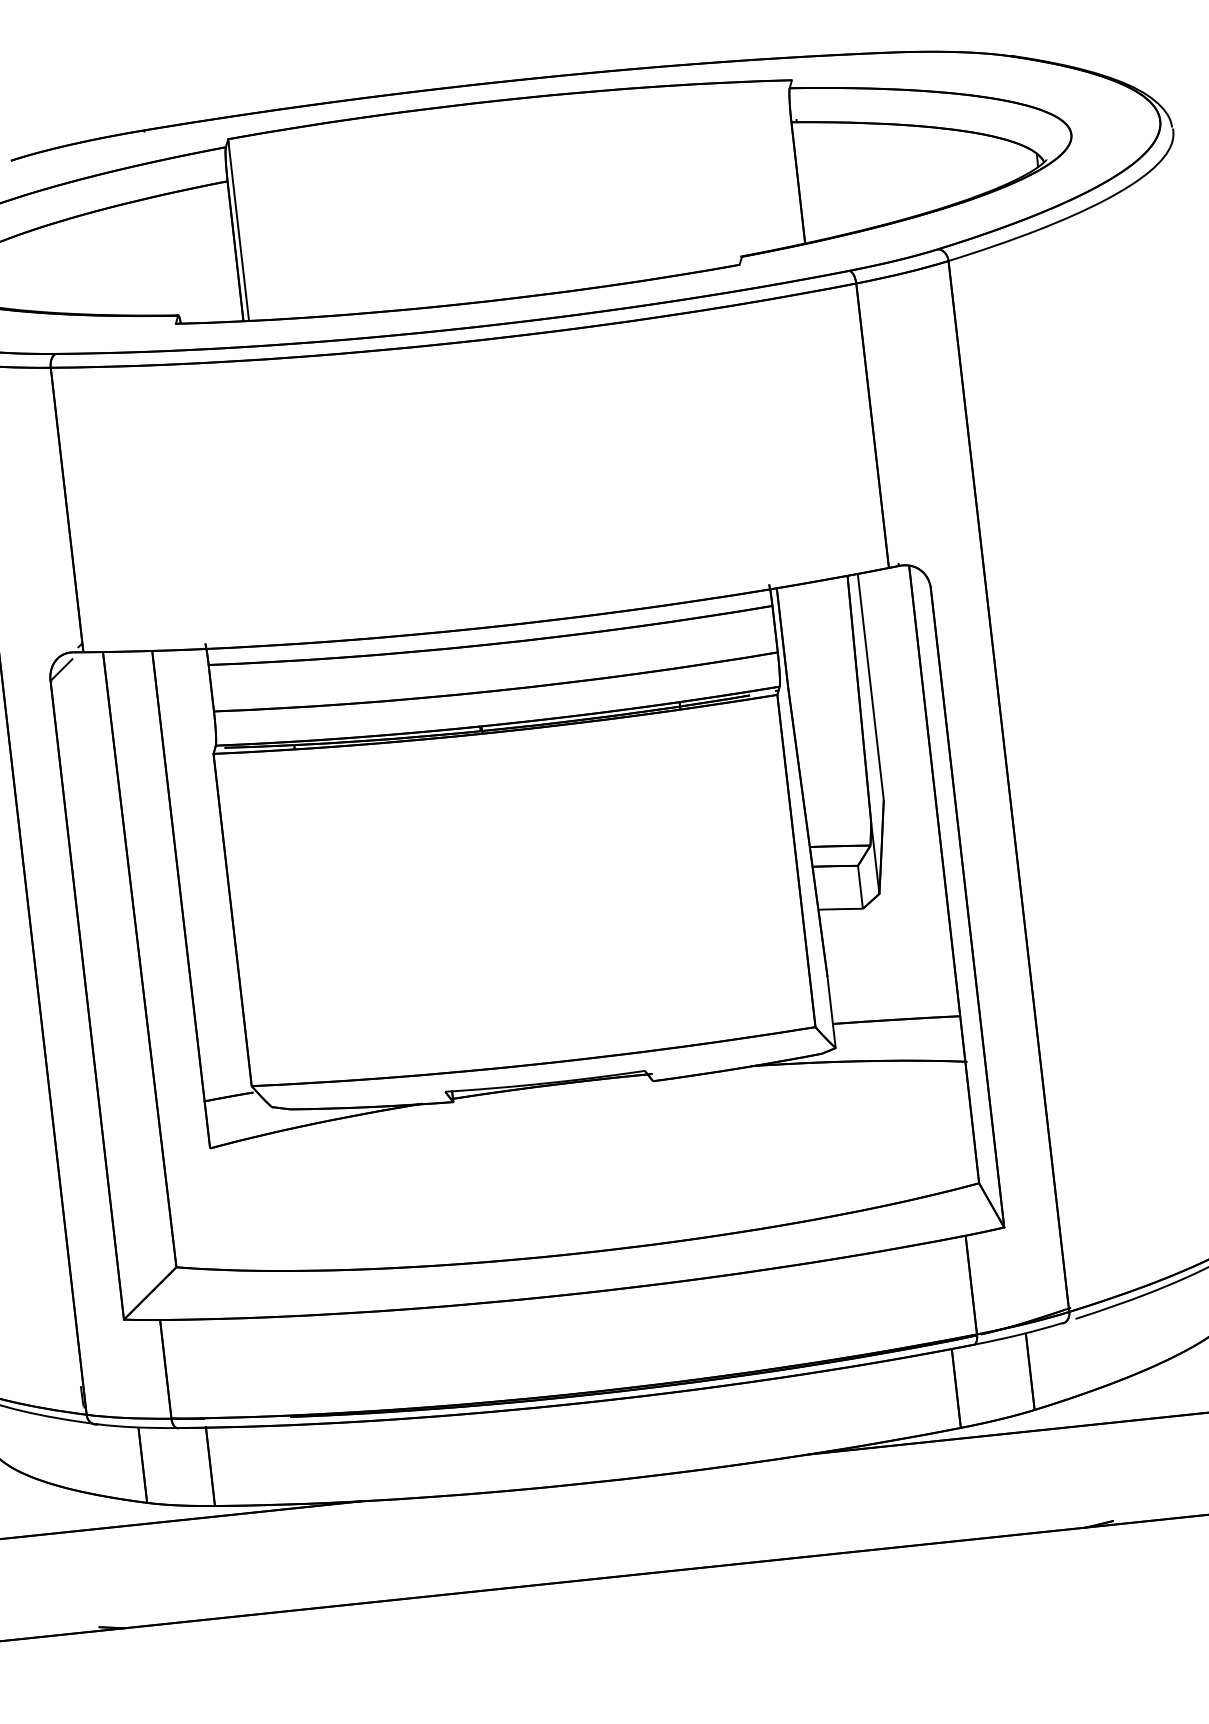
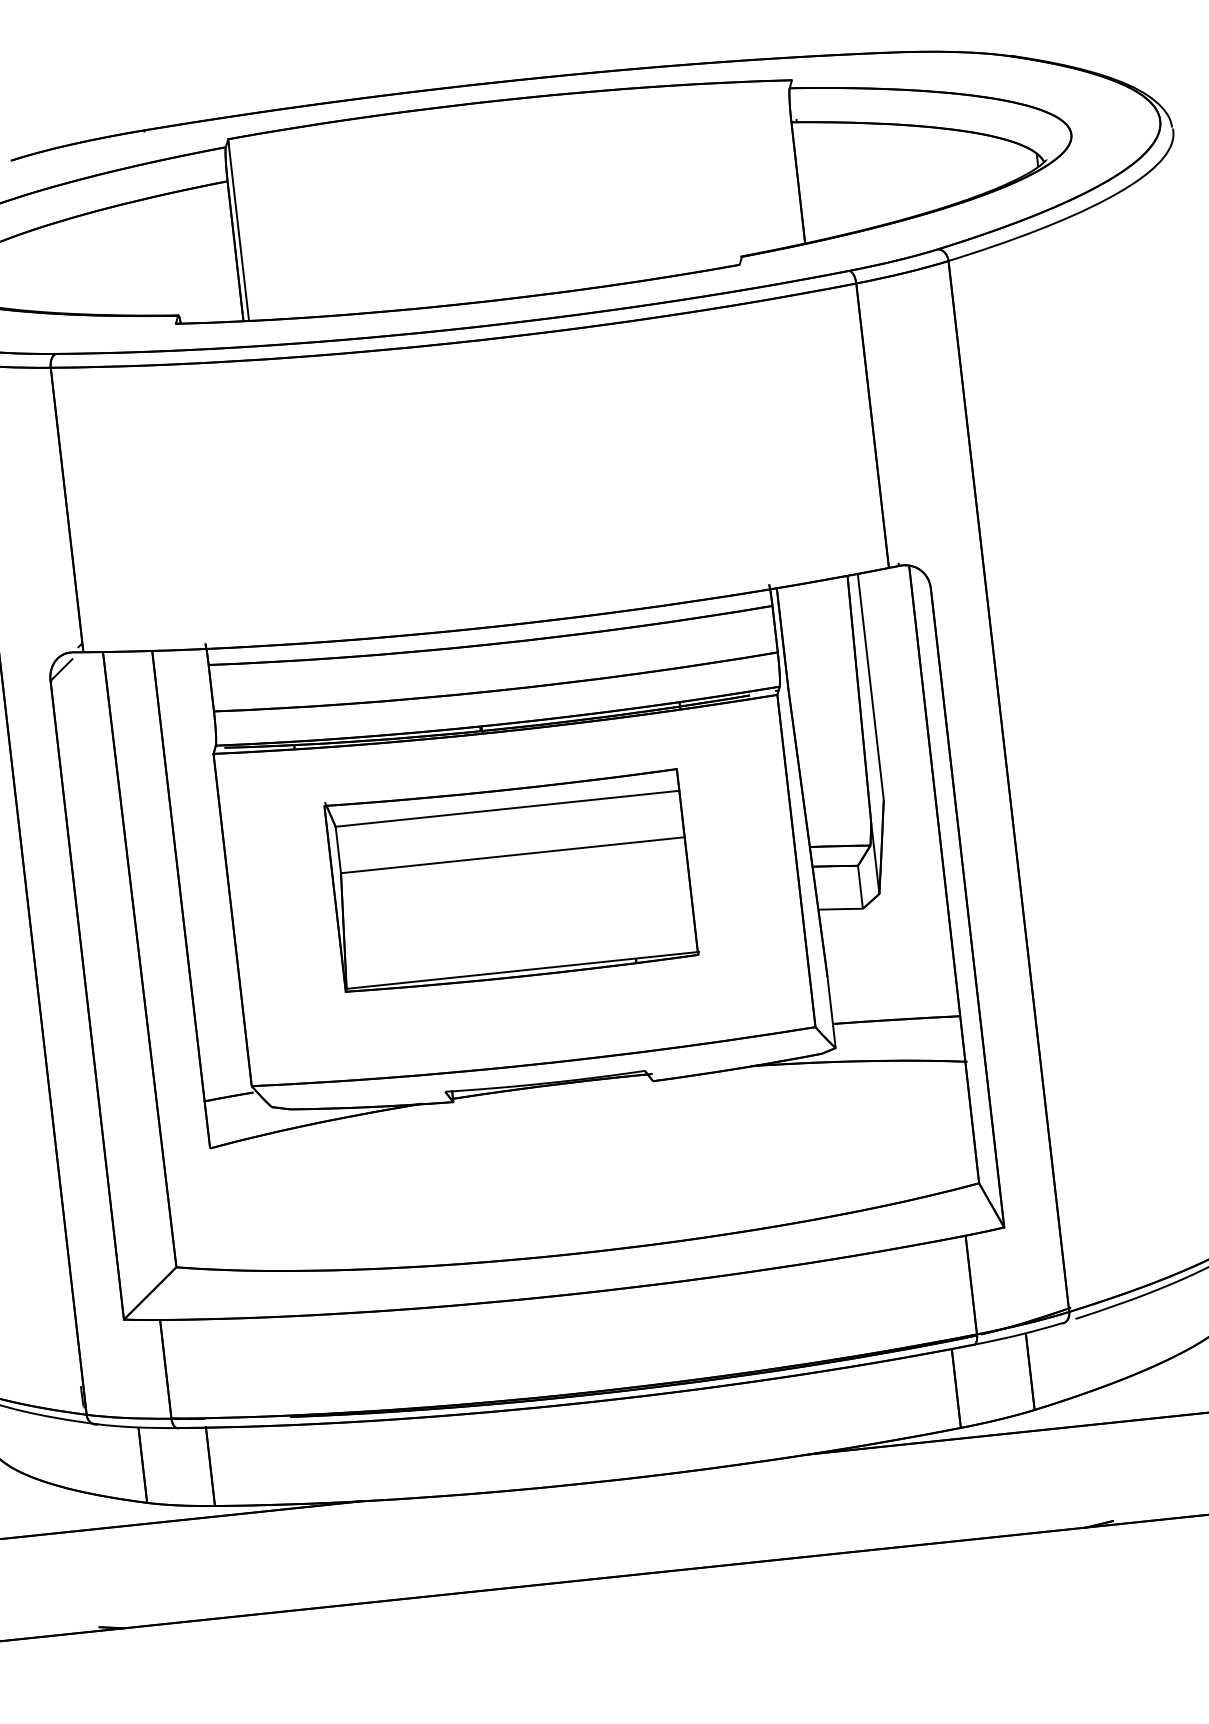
part: none -> present (511, 880)
